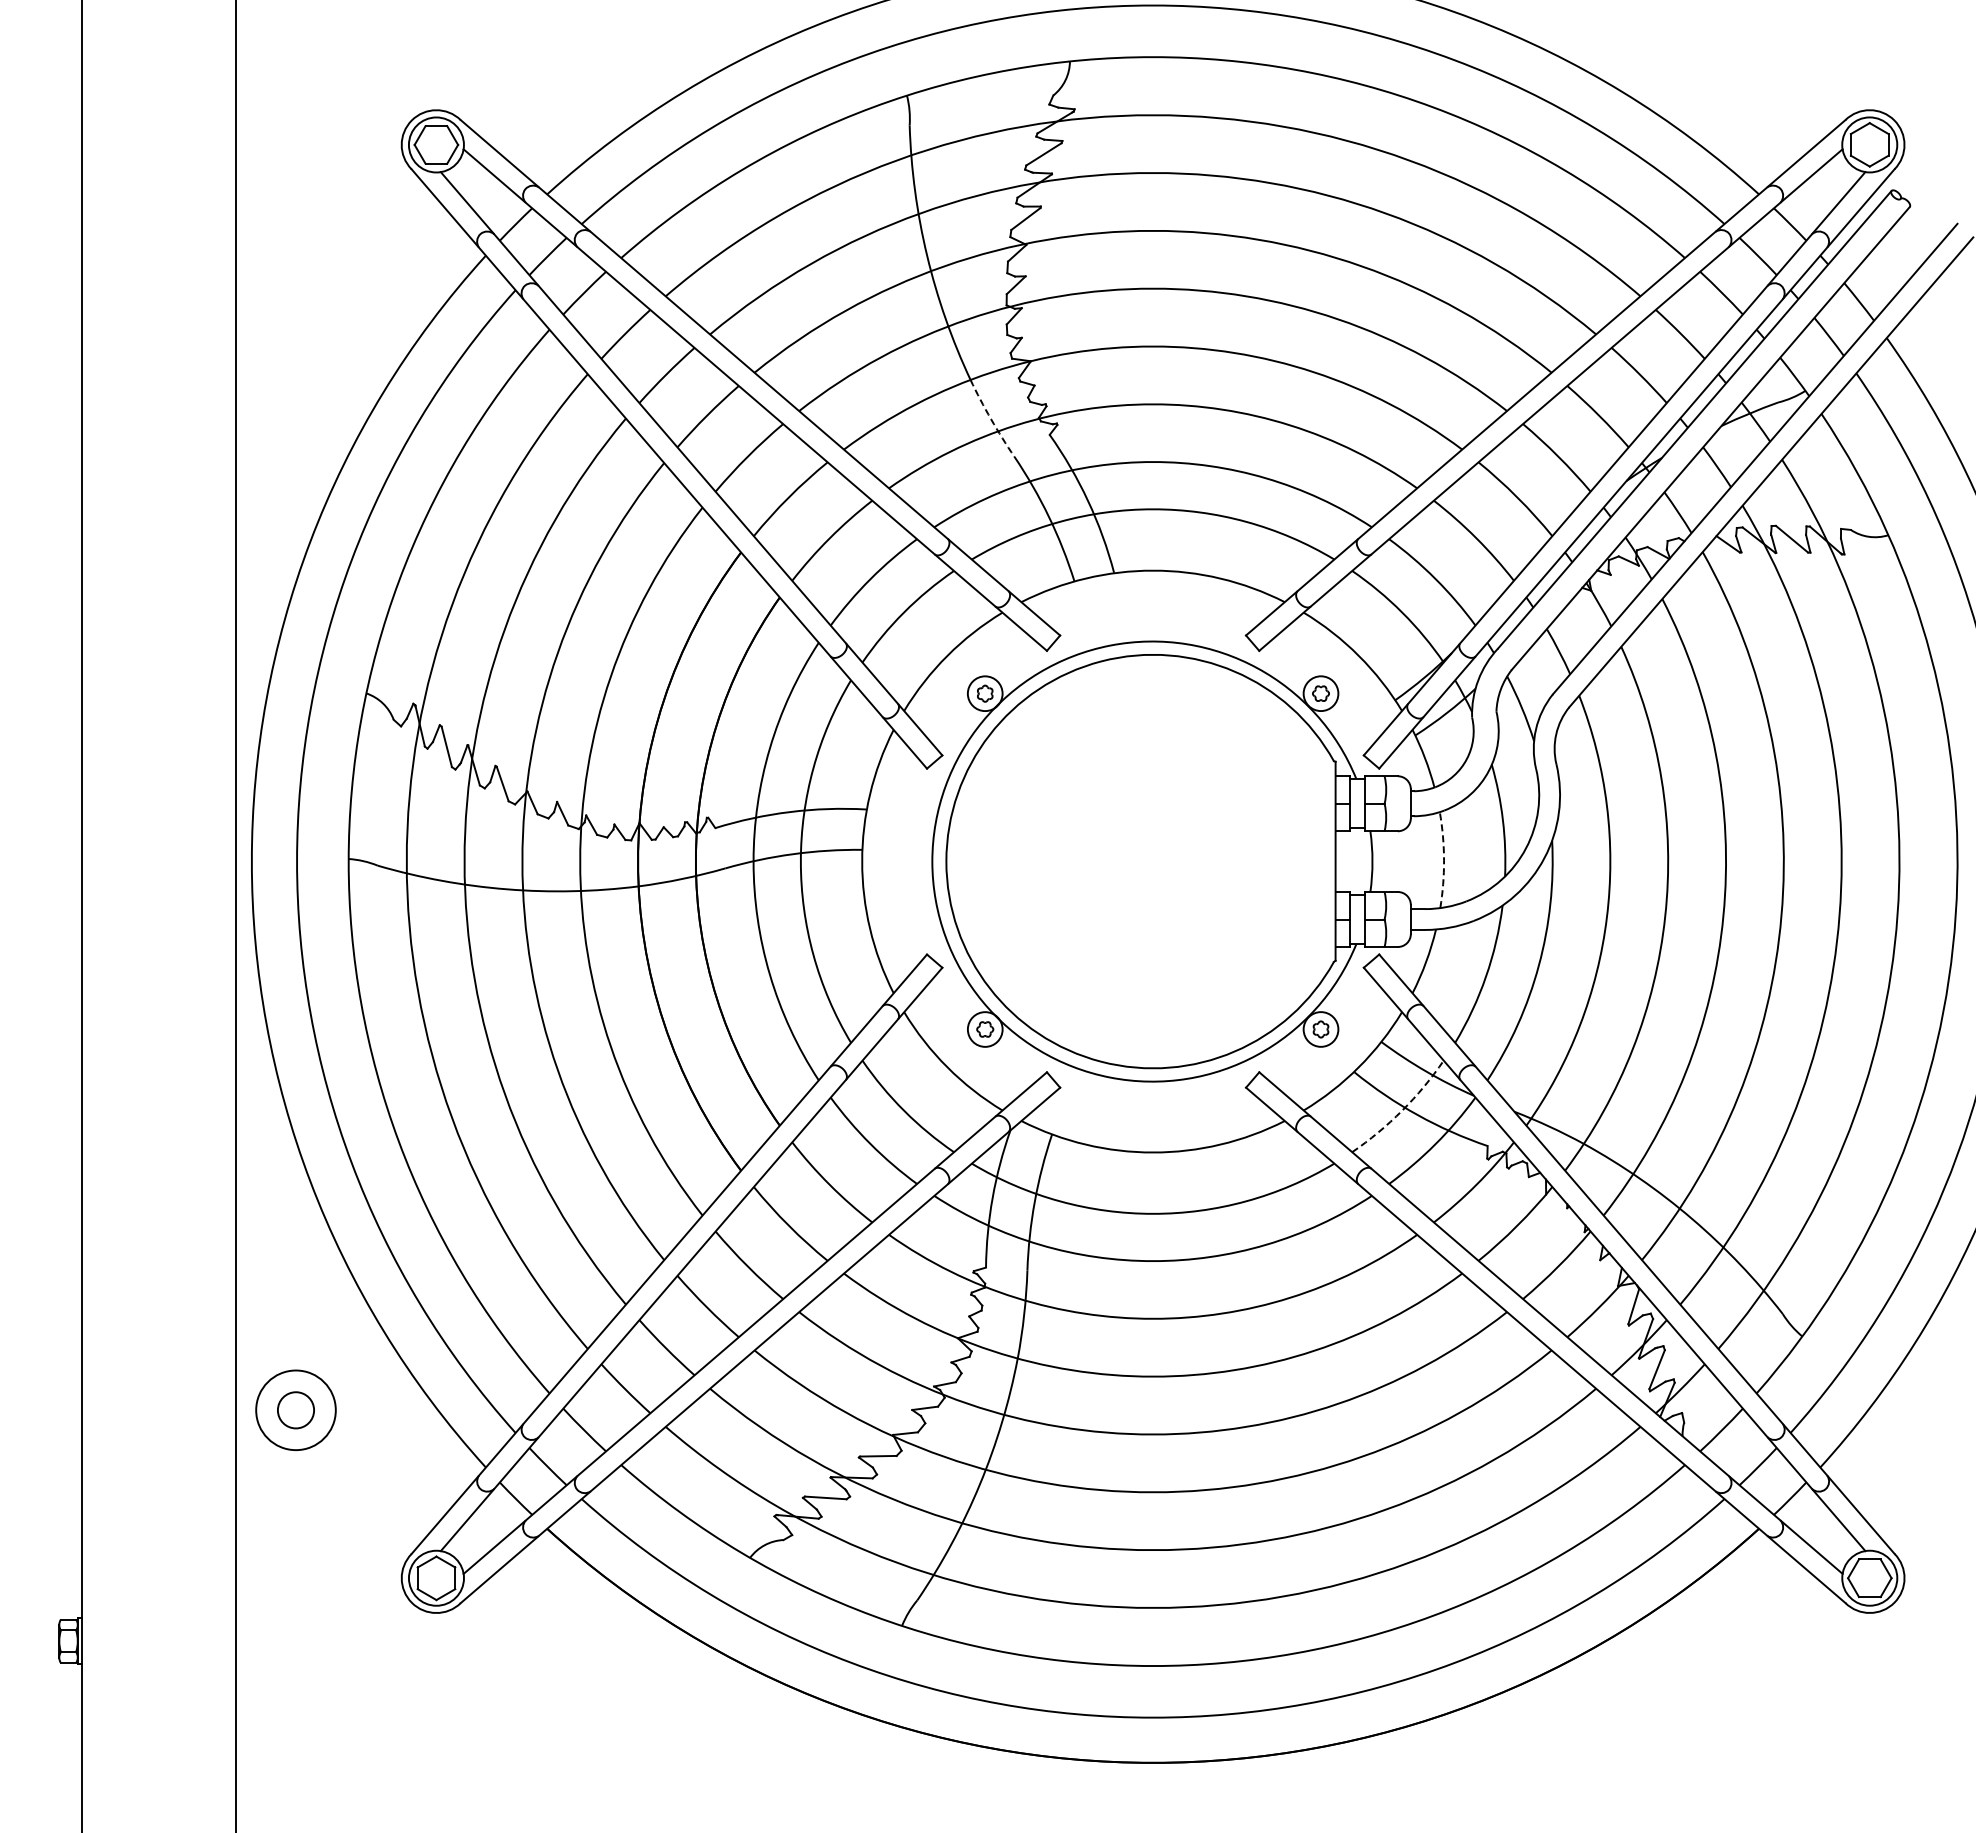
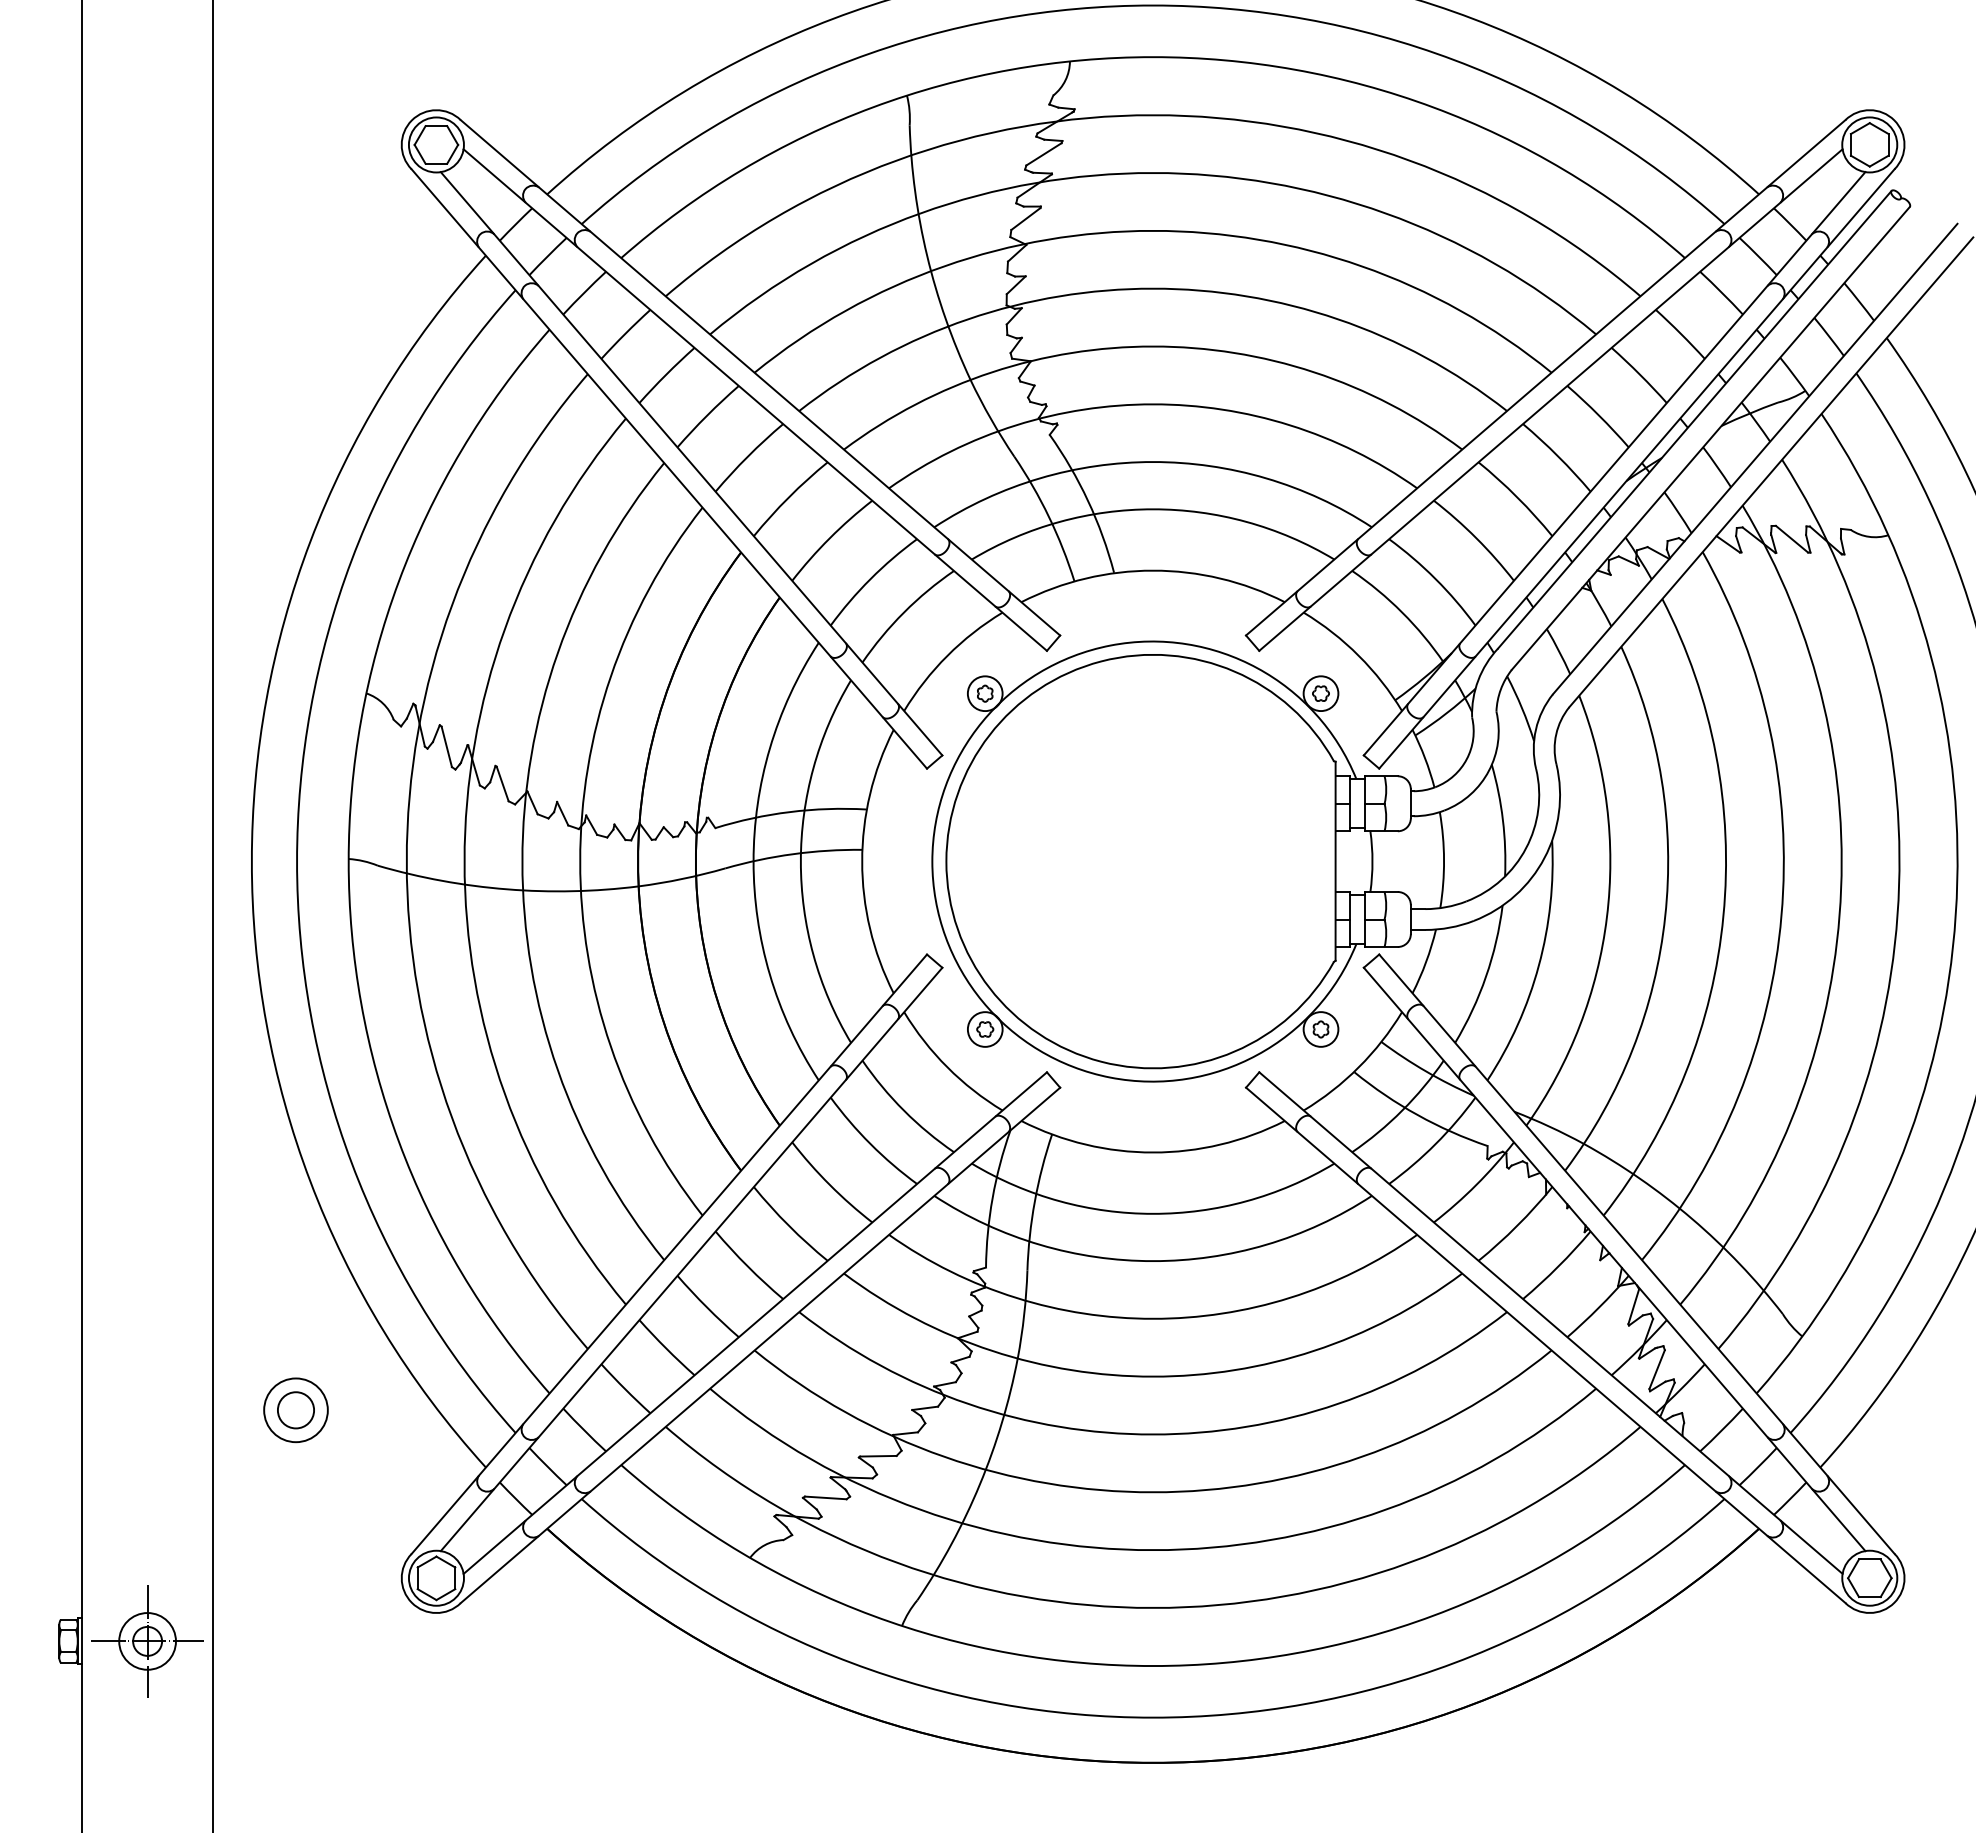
arc: dashed -> solid (991, 419)
arc: dashed -> solid (1444, 860)
line position: (236, 915) -> (213, 915) (213, 915)
arc: dashed -> solid (1402, 1110)
circle diameter: 80 px -> 64 px (295, 1410)
part: none -> present (147, 1641)
